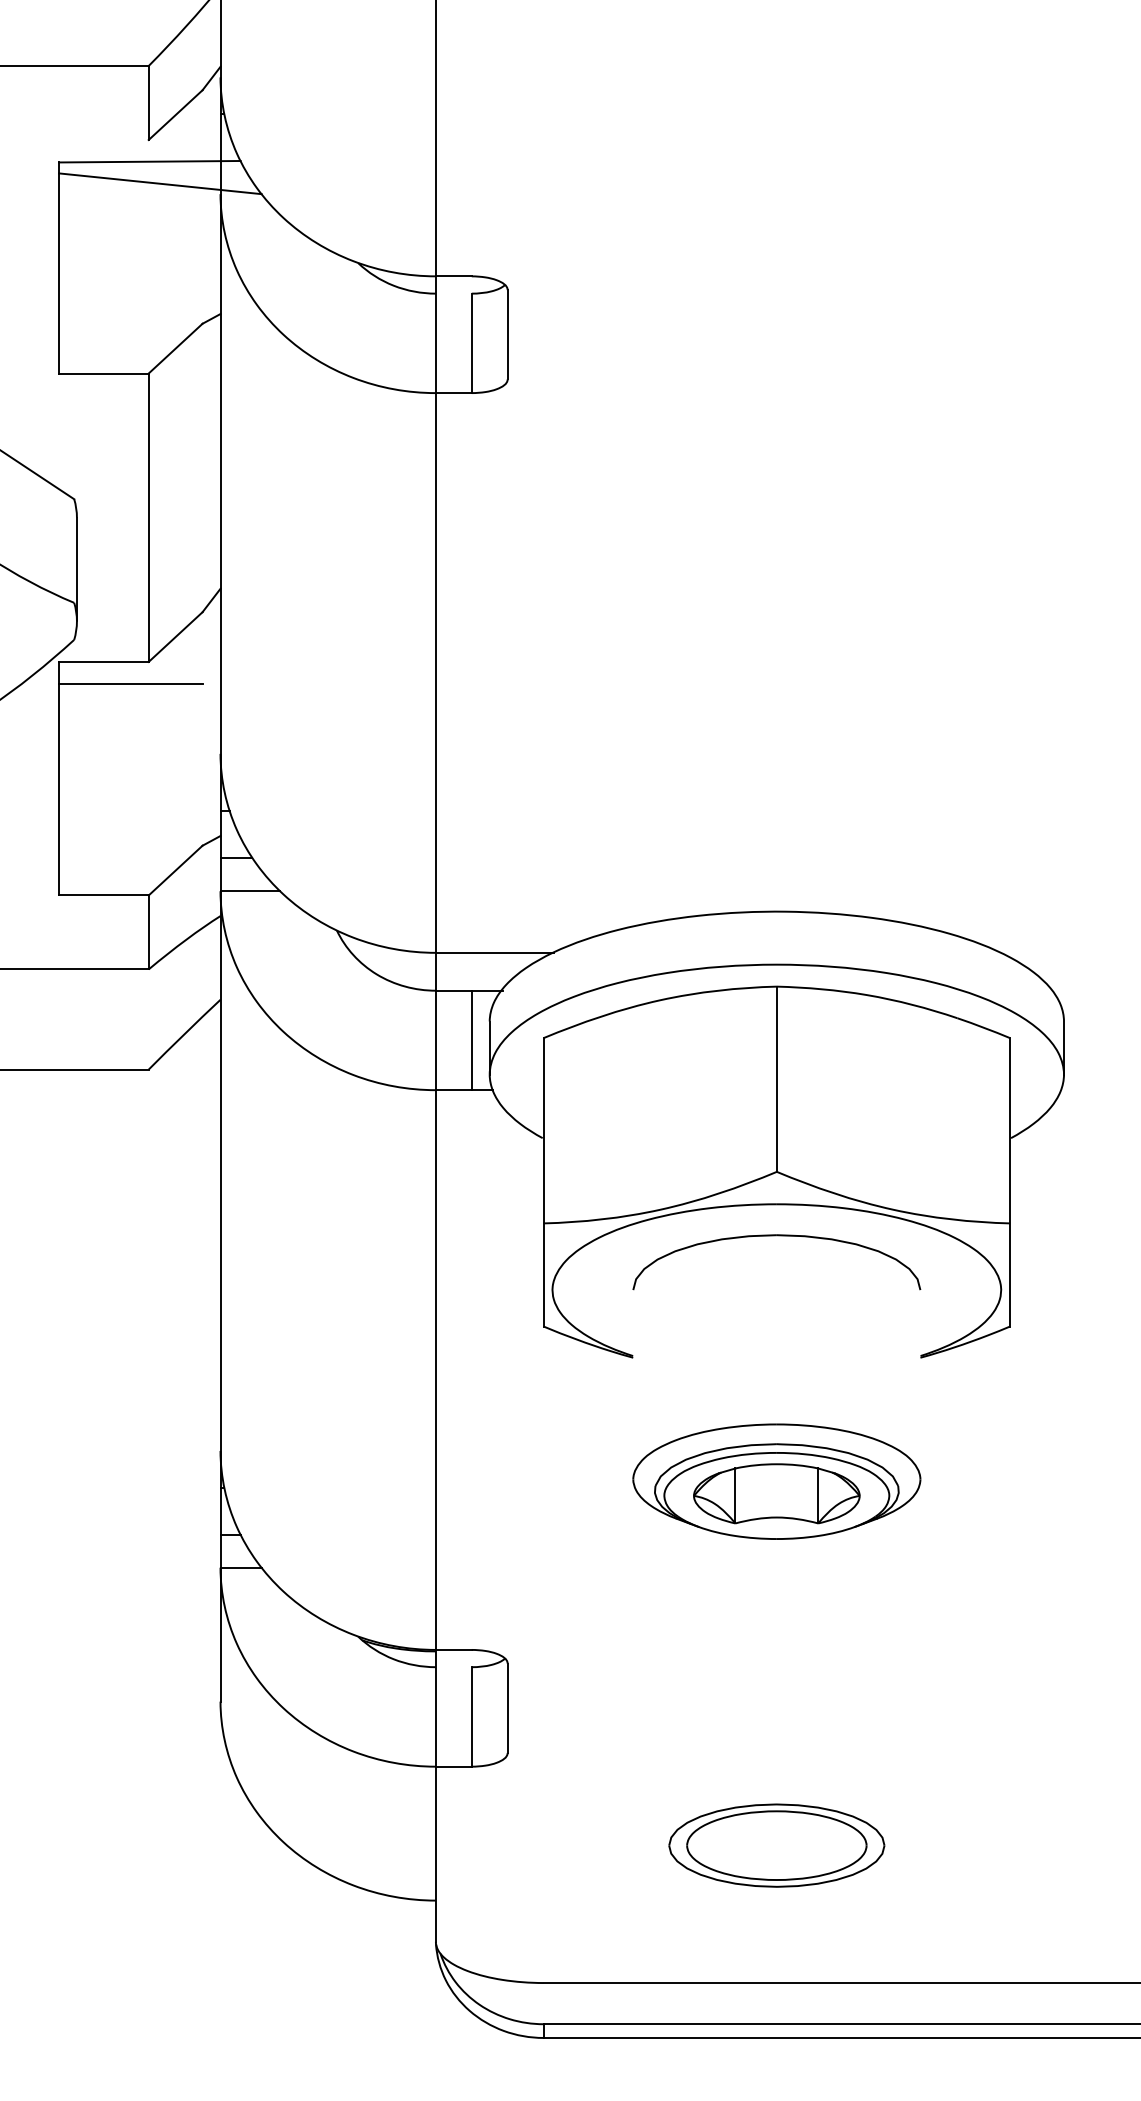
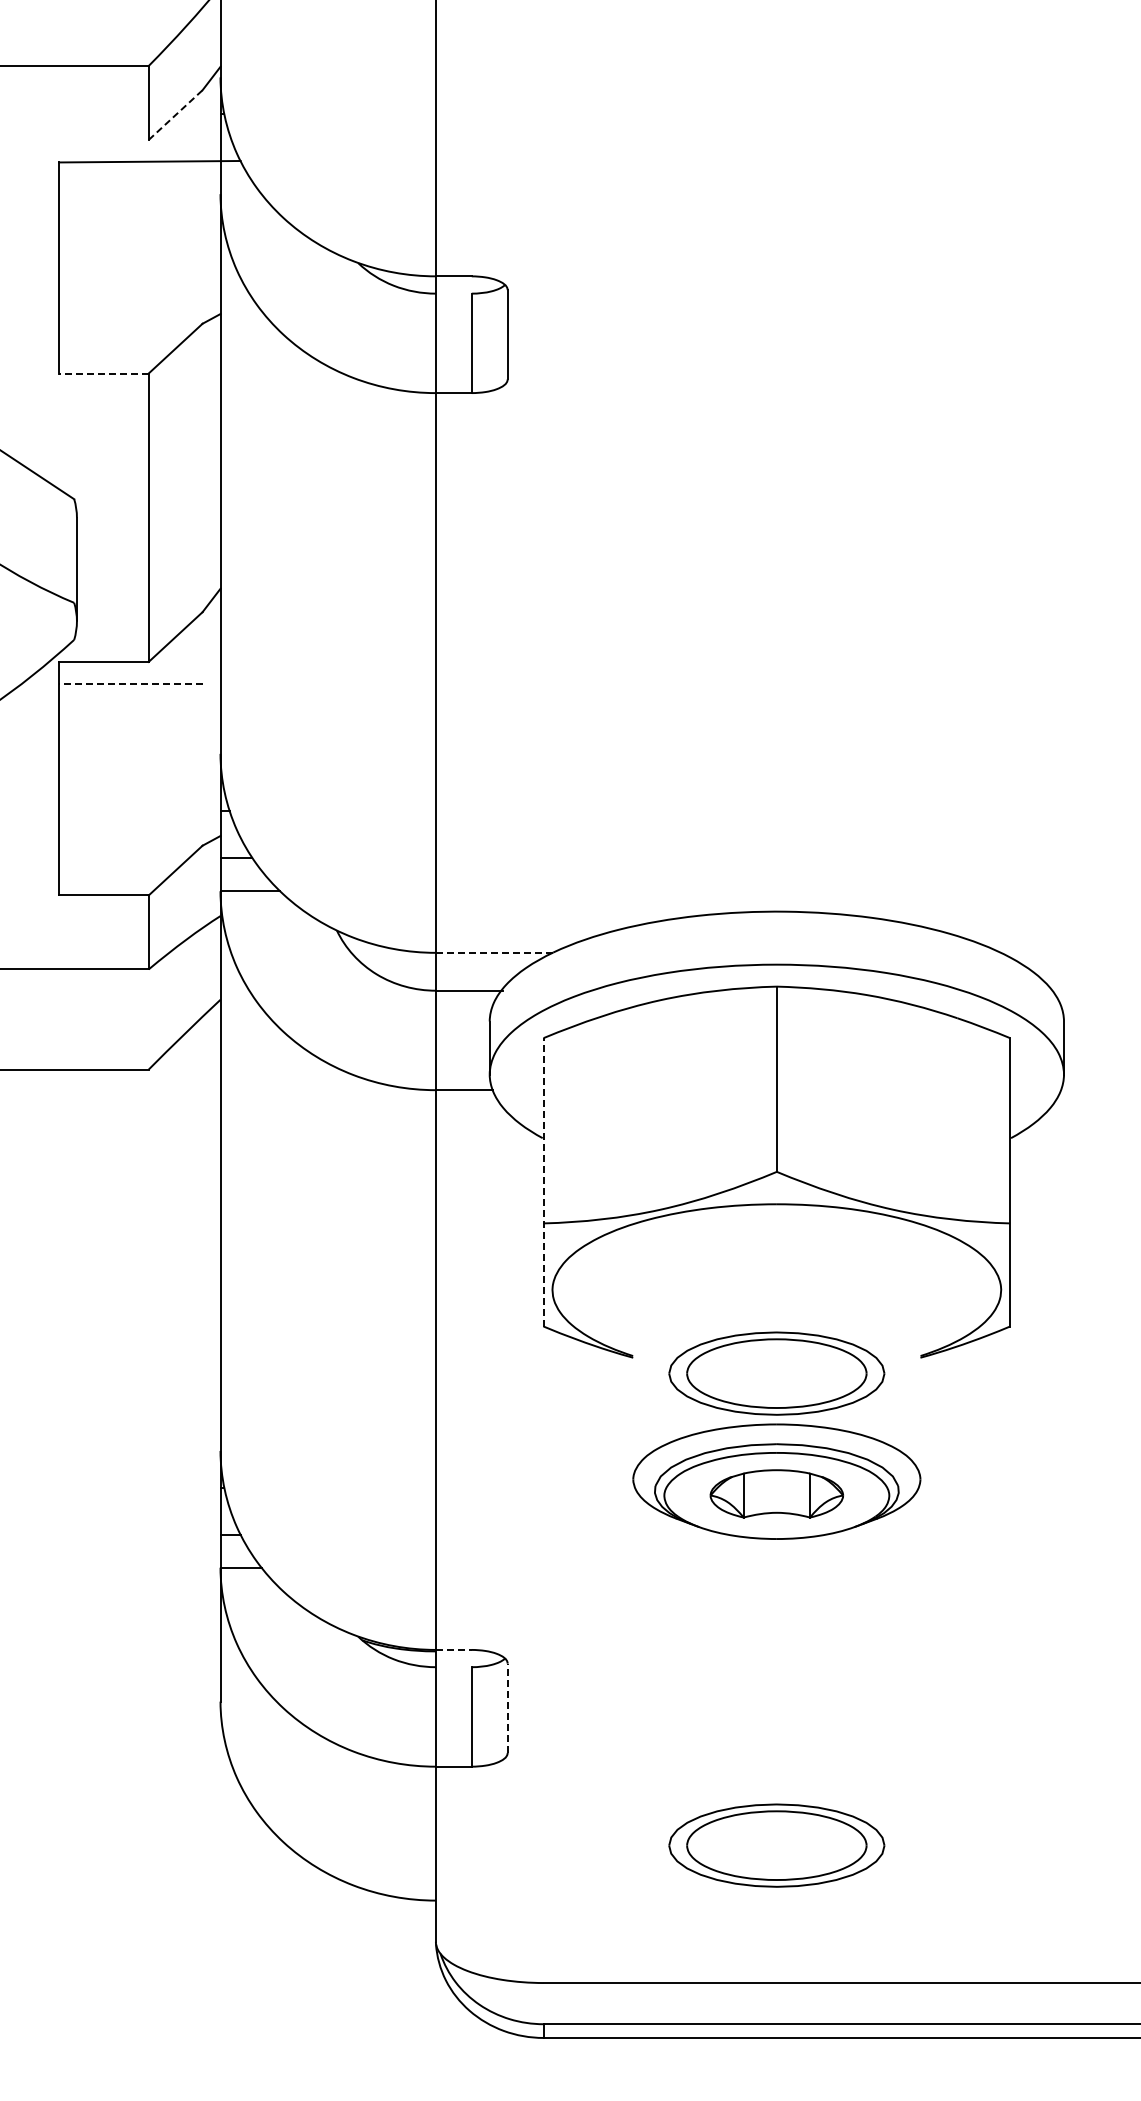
line: solid -> dashed (175, 115)
line: present -> none (160, 183)
line: solid -> dashed (103, 373)
line: solid -> dashed (130, 684)
line: solid -> dashed (495, 952)
line: present -> none (471, 1040)
line: solid -> dashed (543, 1181)
part: present -> none (776, 1236)
part: none -> present (776, 1373)
part size: 168x62 px -> 135x50 px (776, 1493)
line: solid -> dashed (453, 1649)
line: solid -> dashed (507, 1708)
